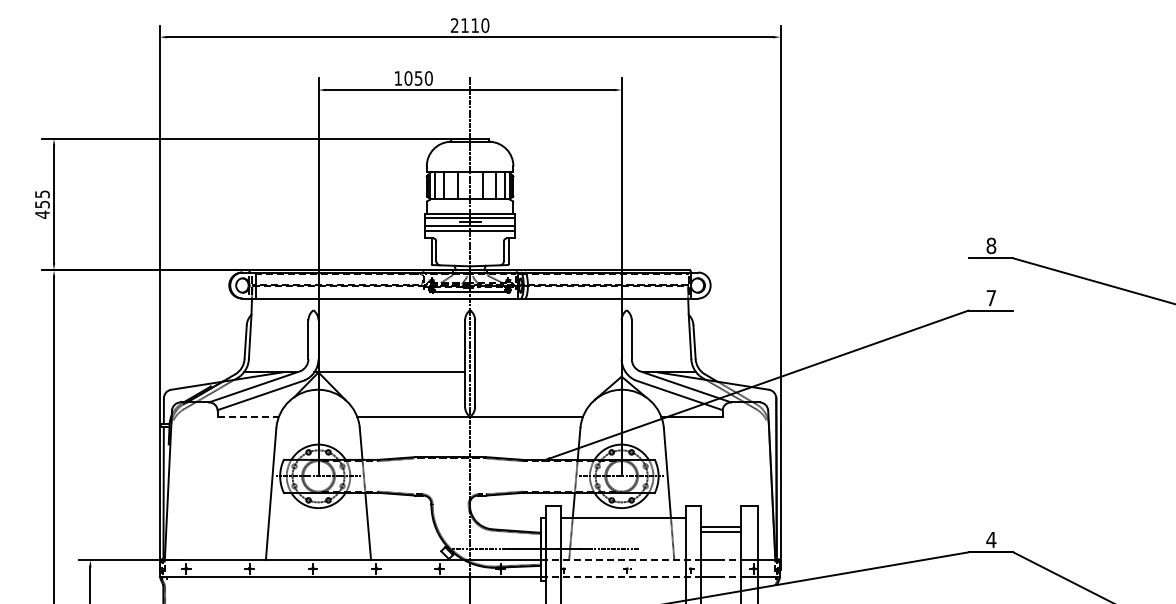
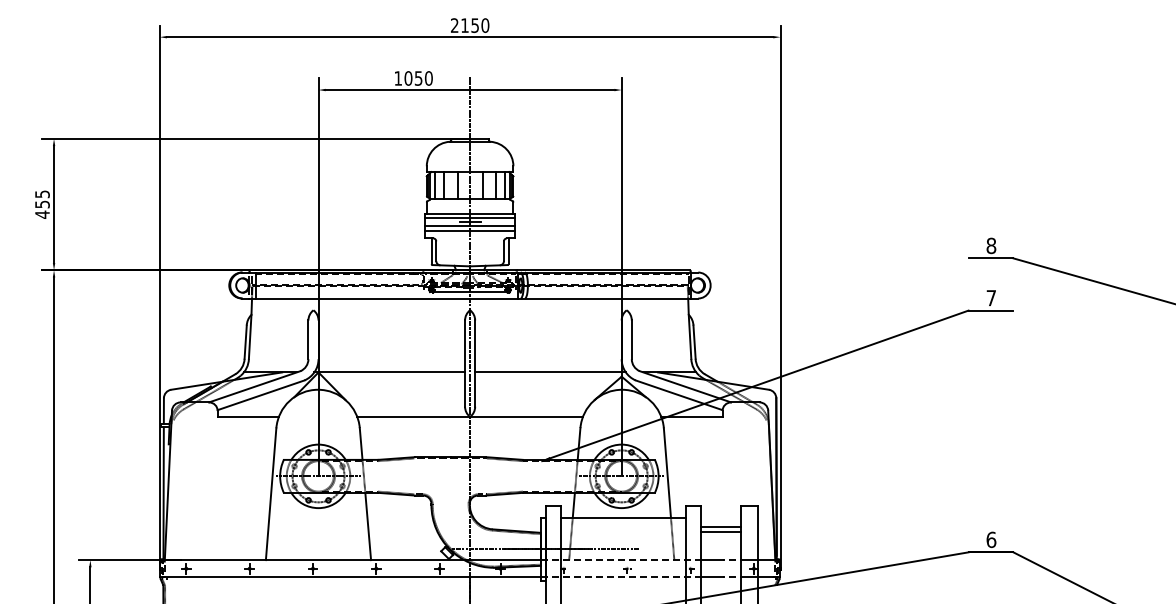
text: 2110 -> 2150 (474, 25)
line: none -> present (550, 372)
line: dashed -> solid (248, 416)
text: 4 -> 6 (991, 539)
